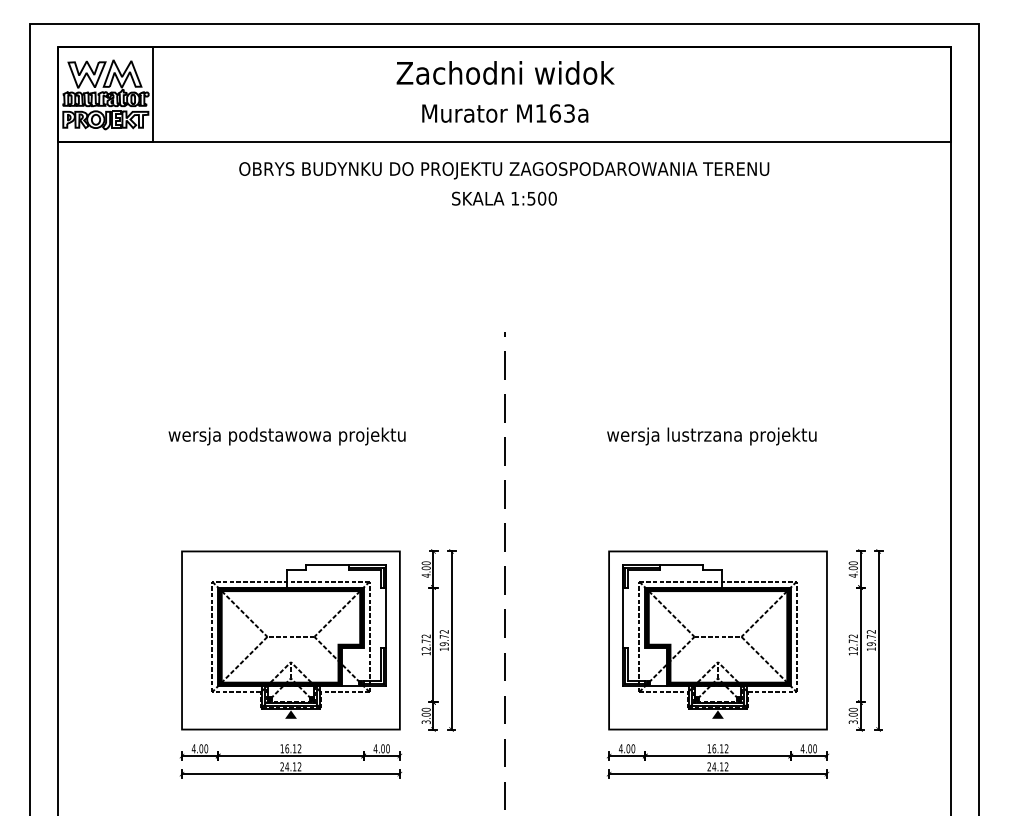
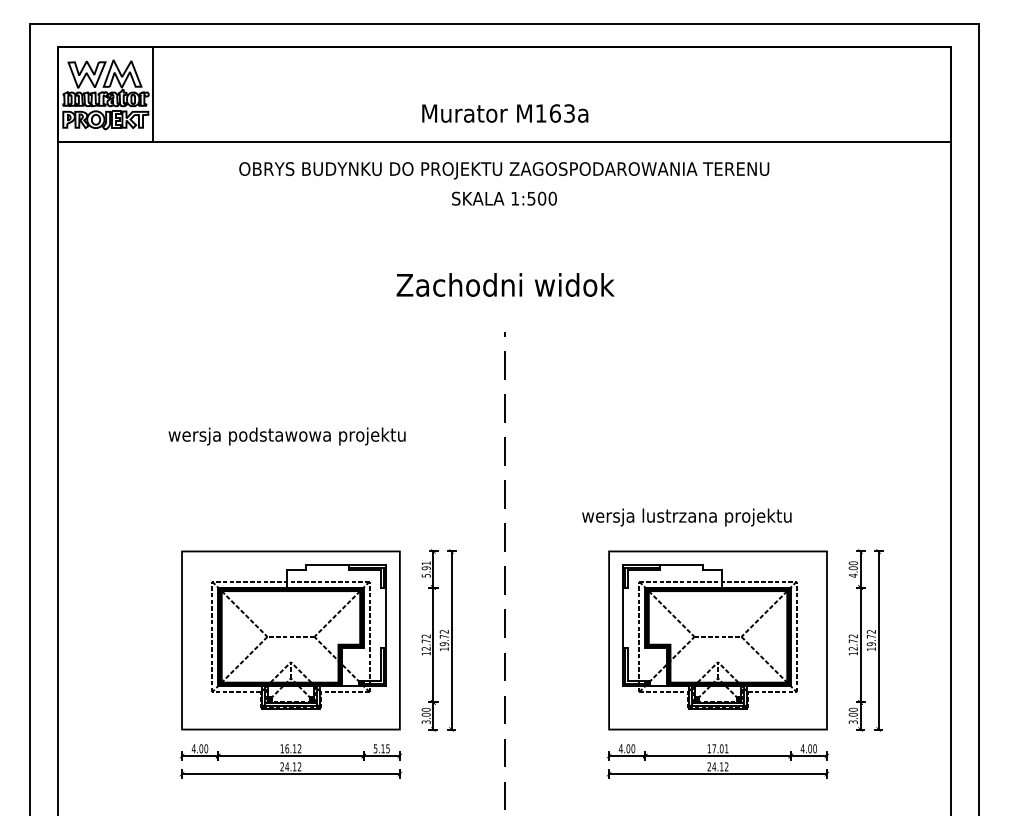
text position: (505, 72) -> (505, 284) (505, 284)
text position: (711, 436) -> (686, 517) (686, 517)
text: 4.00 -> 5.91 (425, 569)
fill: present -> none (290, 714)
fill: present -> none (717, 714)
text: 4.00 -> 5.15 (381, 748)
text: 16.12 -> 17.01 (720, 748)
